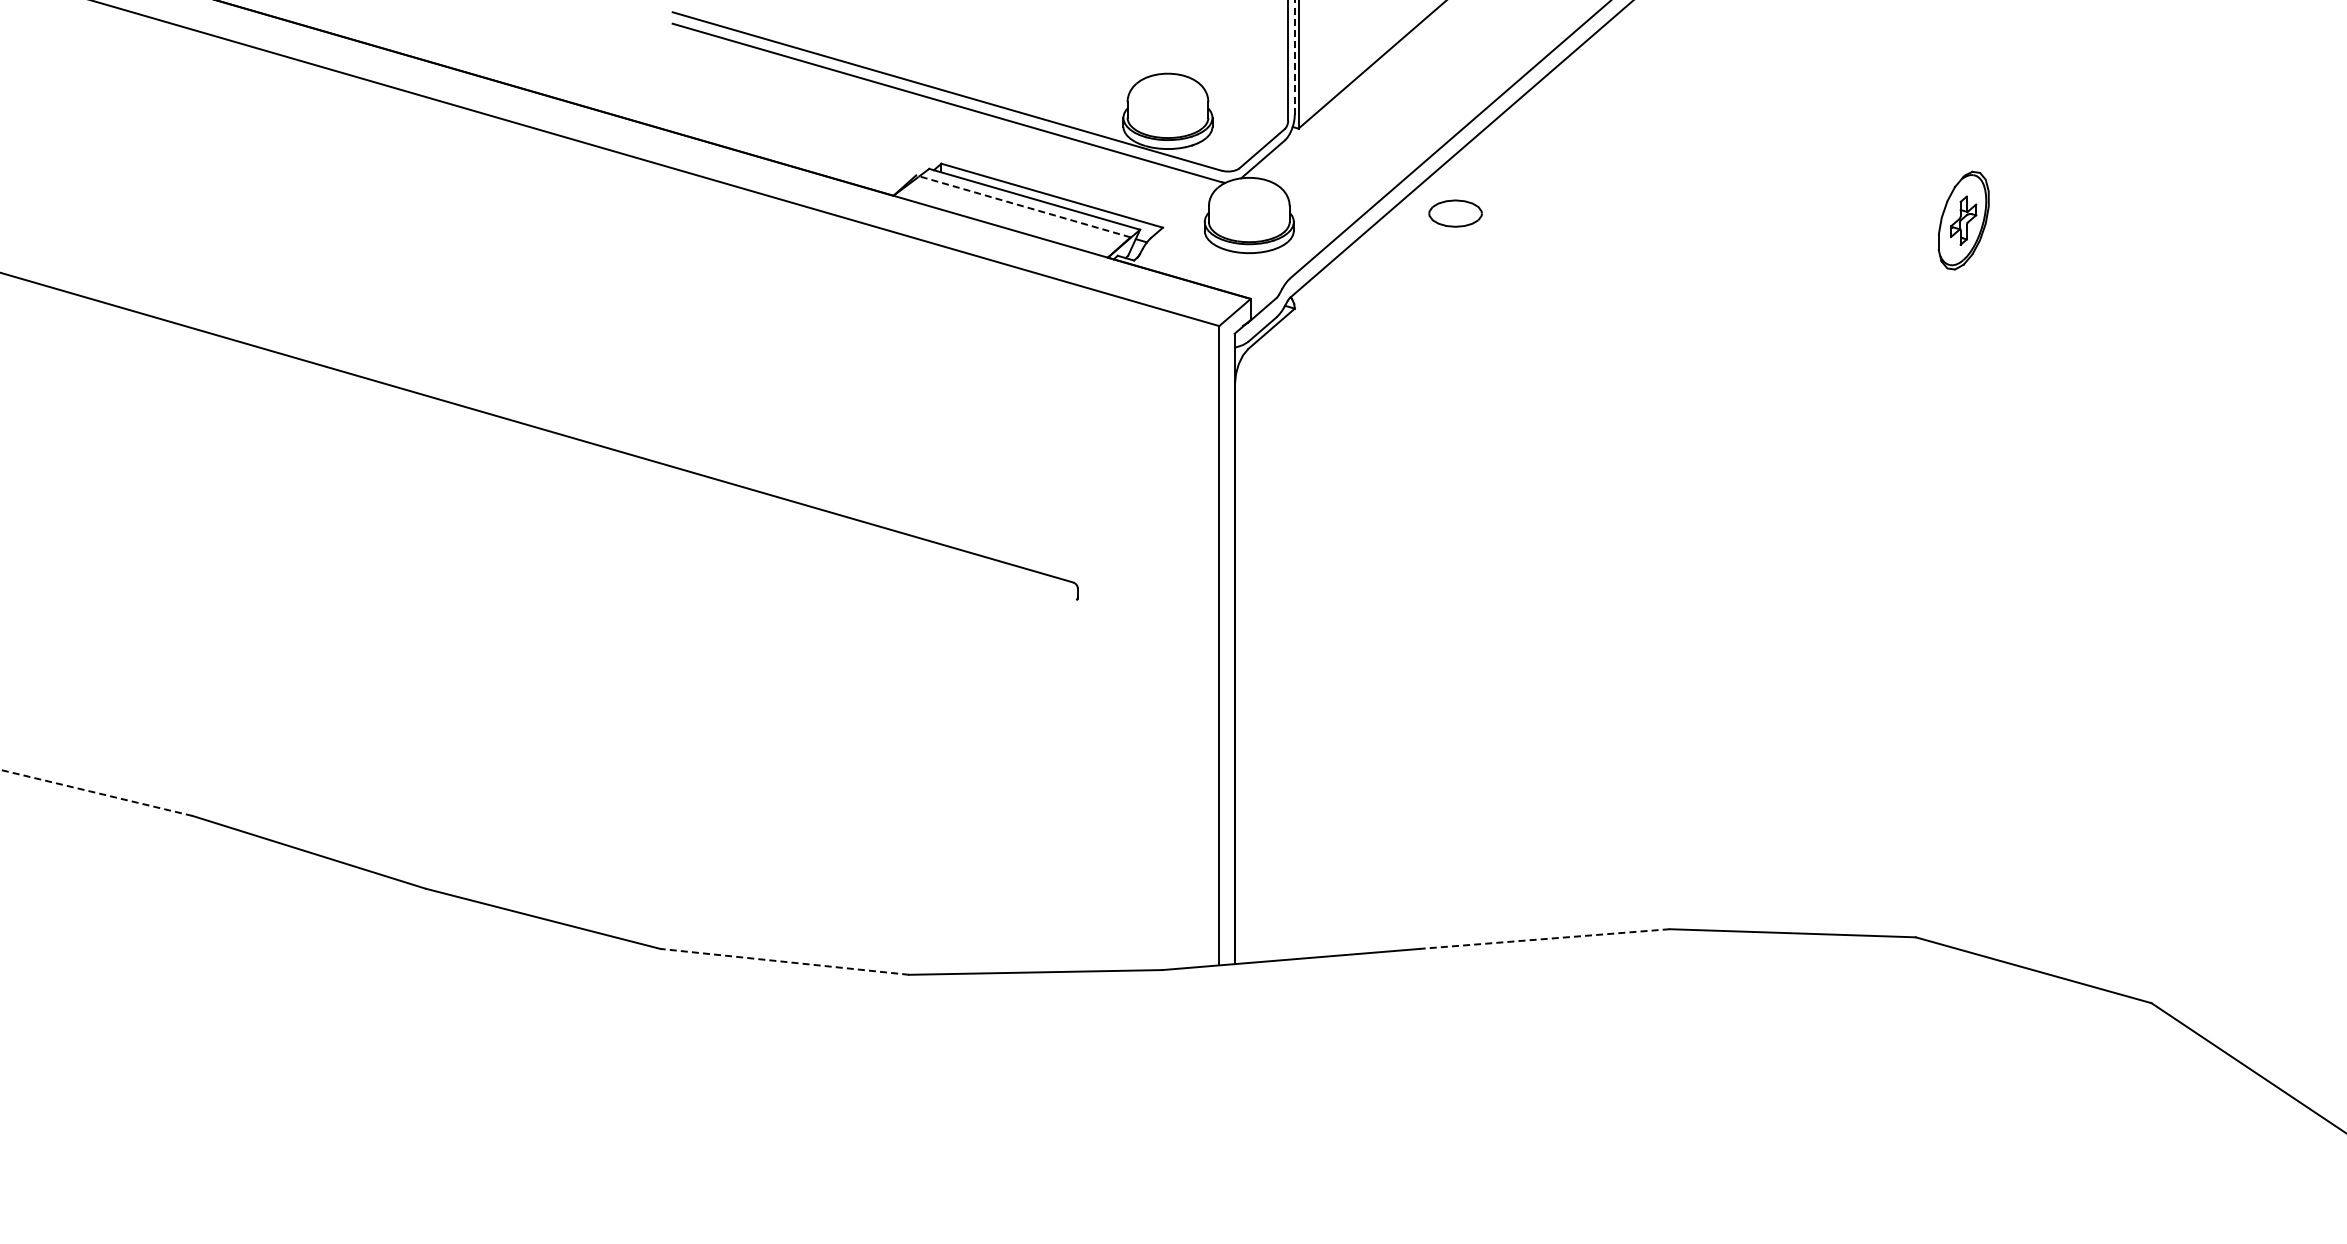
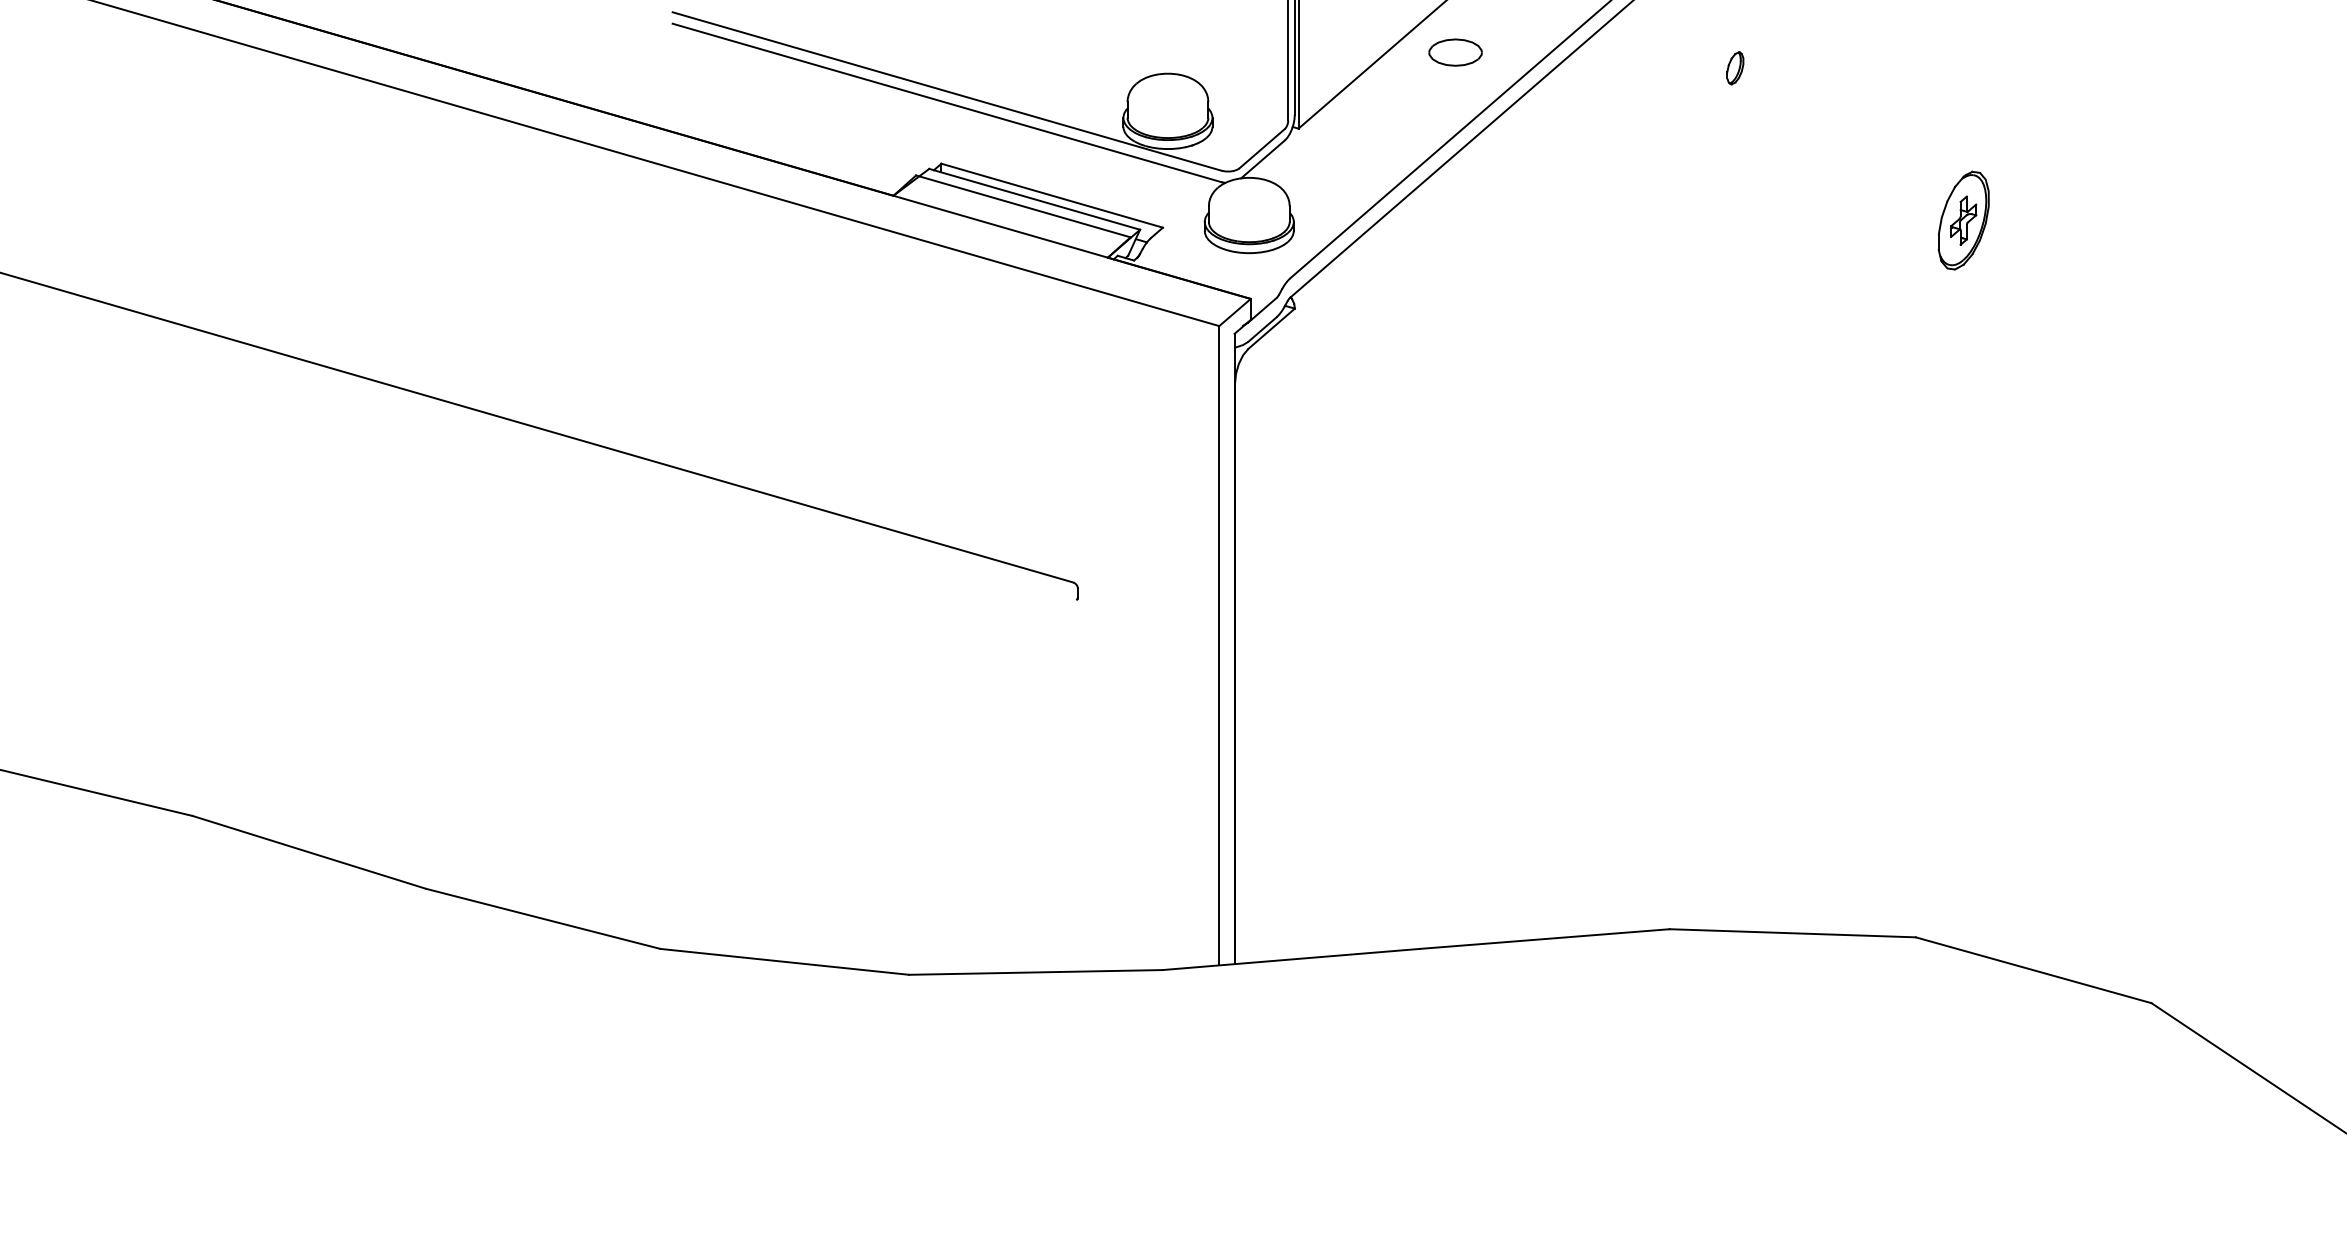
line: dashed -> solid (1294, 56)
part: none -> present (1735, 68)
line: dashed -> solid (1023, 206)
part position: (1455, 213) -> (1455, 52) (1455, 52)
line: dashed -> solid (96, 792)
line: dashed -> solid (1544, 939)
line: dashed -> solid (784, 961)
